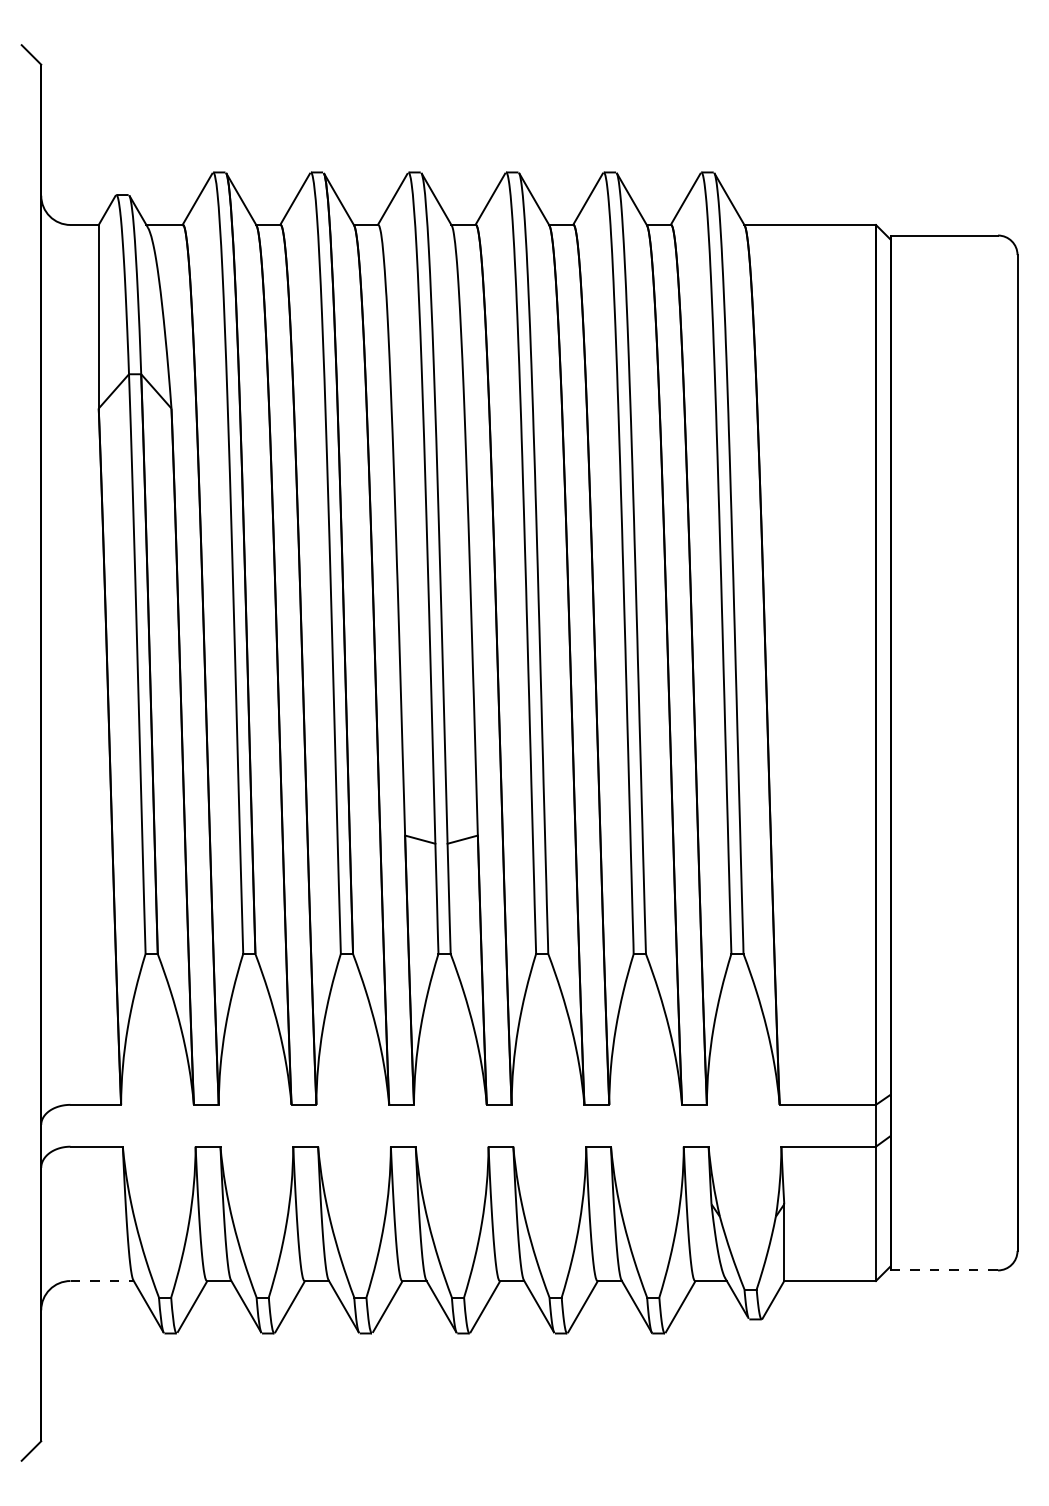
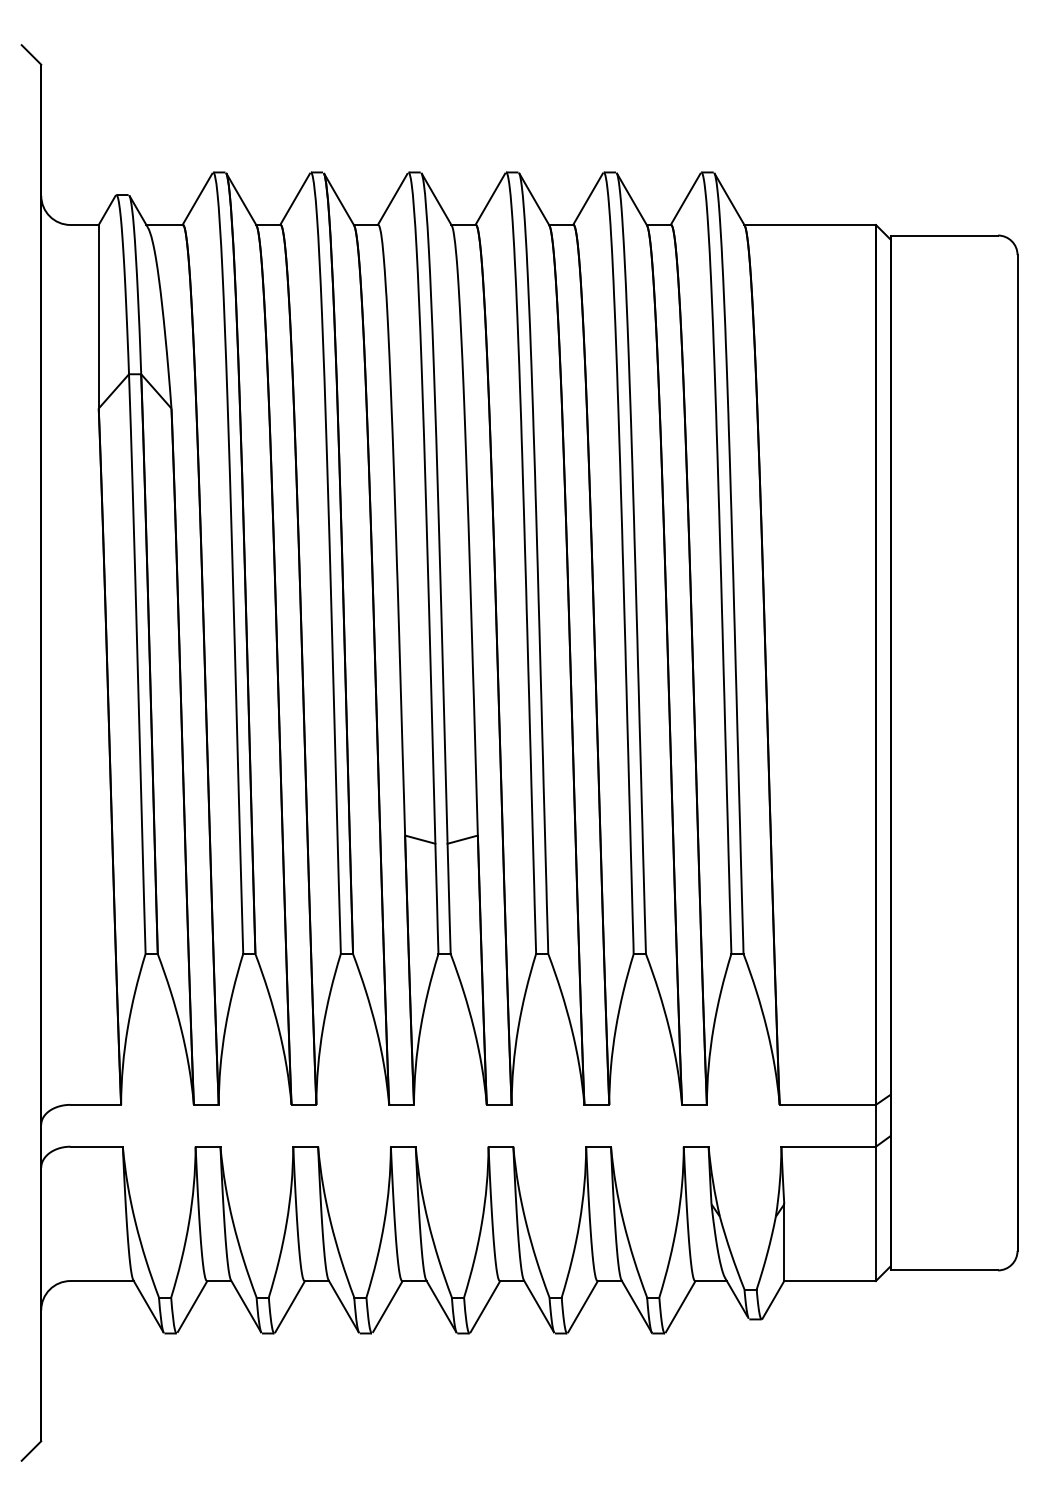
line: dashed -> solid (944, 1270)
line: dashed -> solid (102, 1281)
